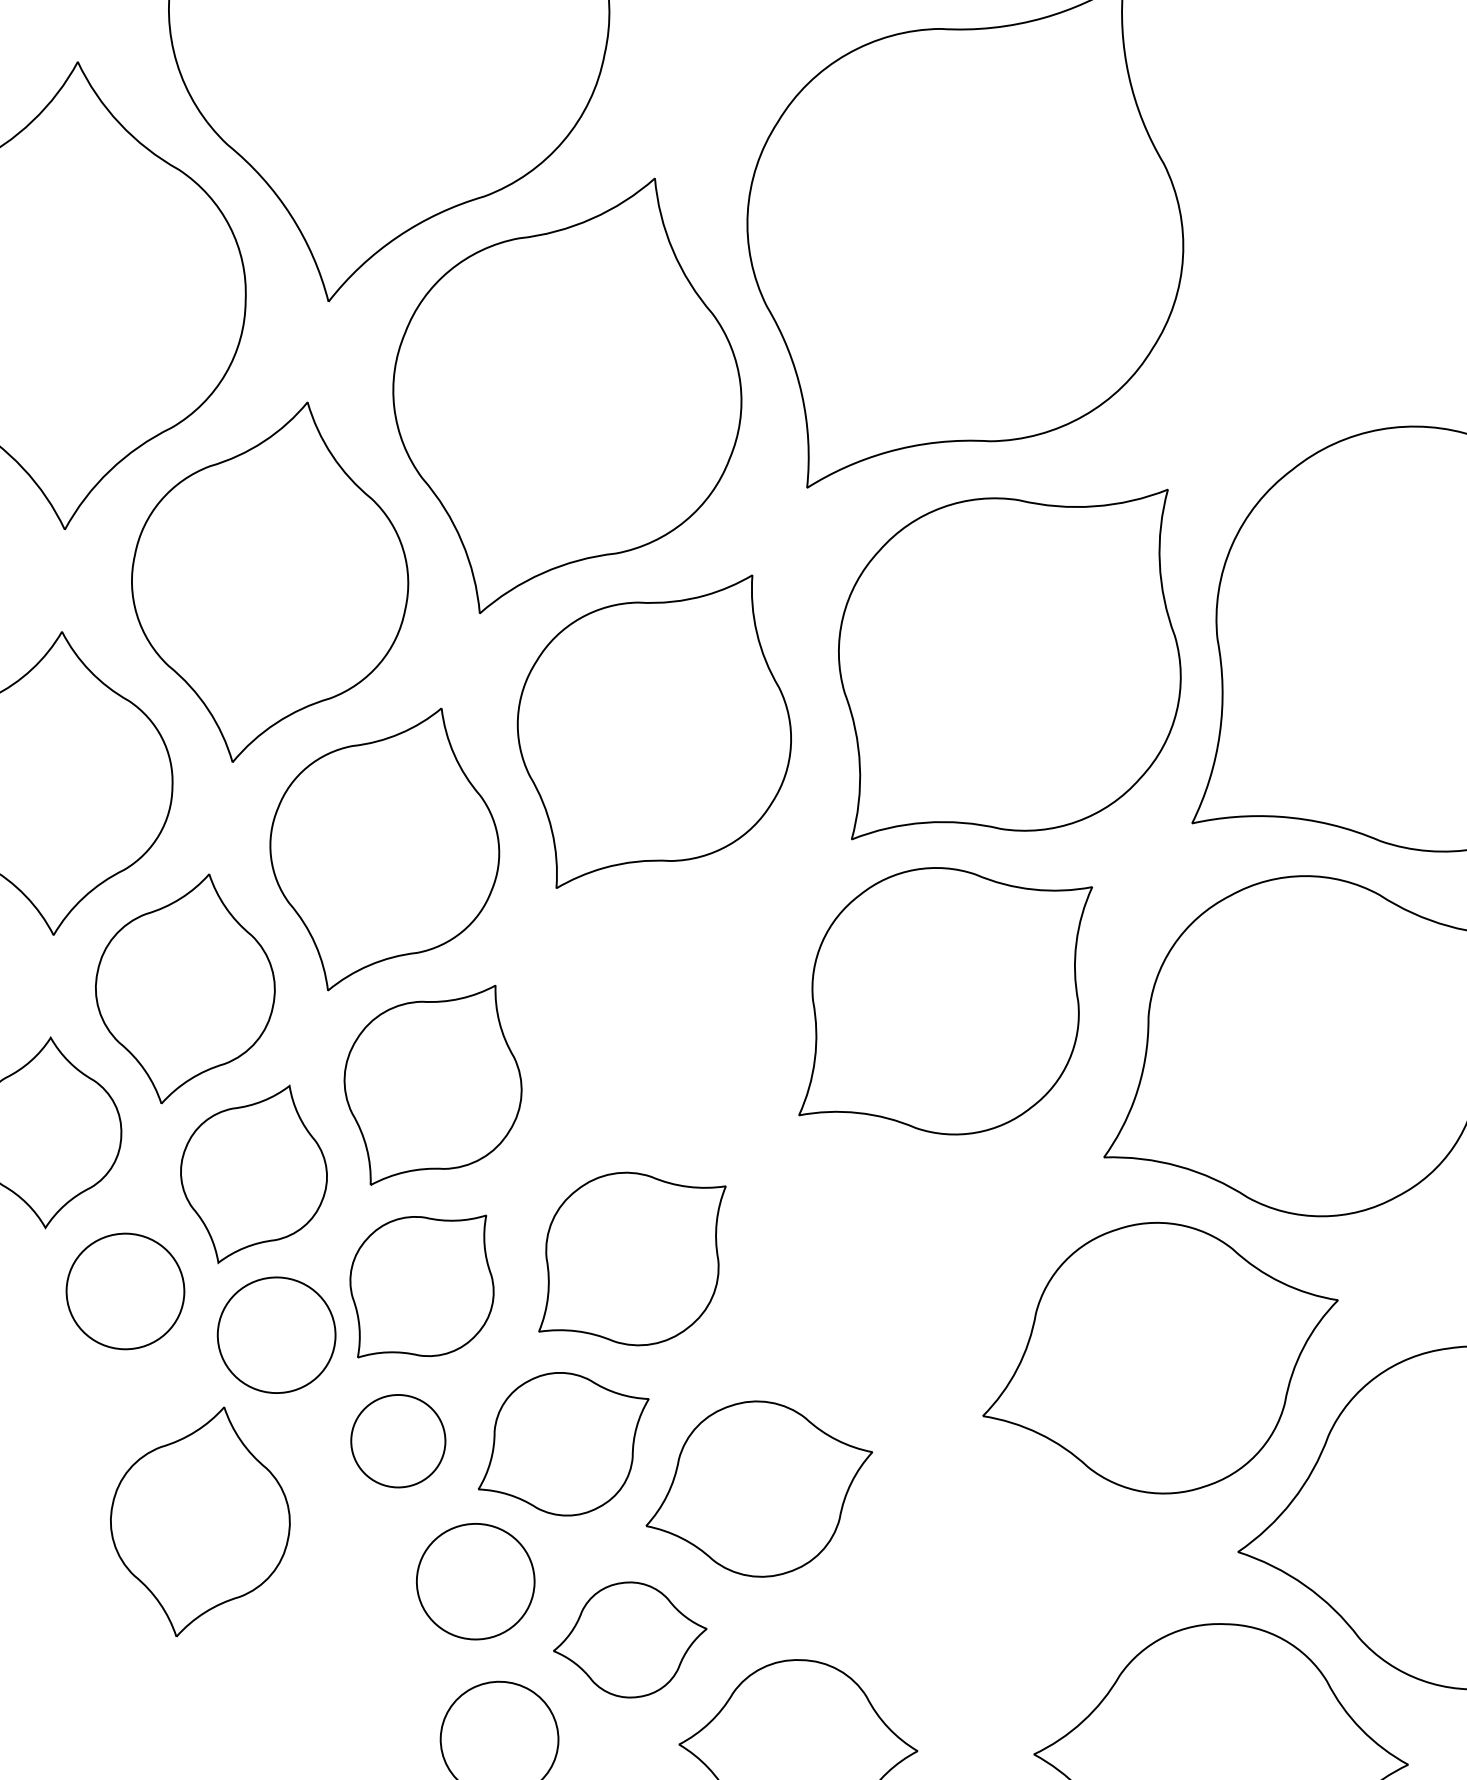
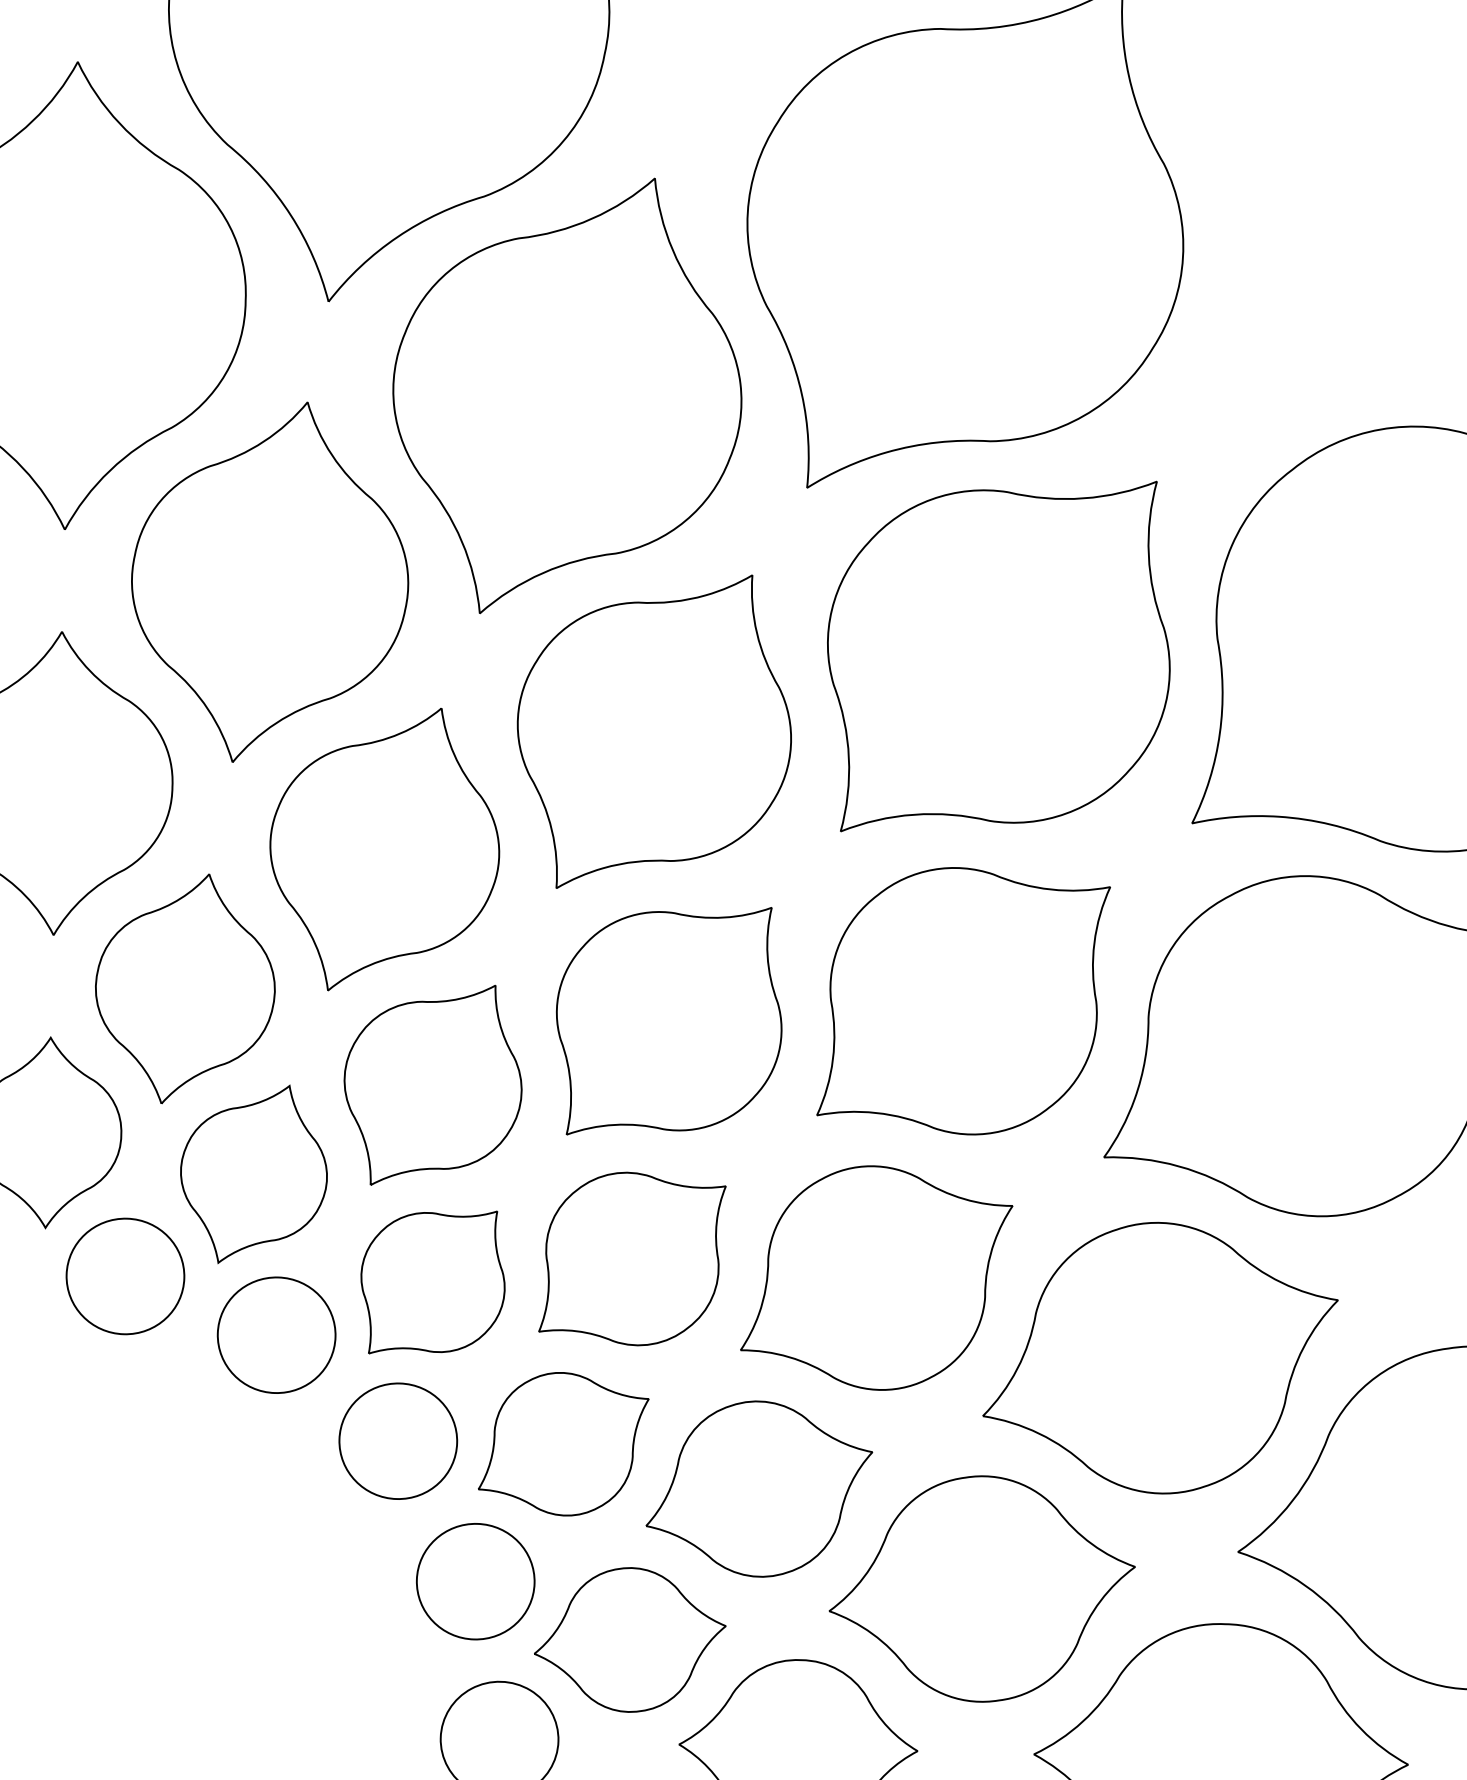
part position: (1009, 664) -> (998, 656) (998, 656)
part position: (945, 1001) -> (963, 1001) (963, 1001)
part: none -> present (669, 1021)
part: none -> present (876, 1277)
part position: (421, 1286) -> (432, 1282) (432, 1282)
part position: (125, 1291) -> (125, 1276) (125, 1276)
part size: 97x95 px -> 121x118 px (398, 1440)
part: present -> none (200, 1521)
part: none -> present (981, 1588)
part size: 155x118 px -> 193x146 px (630, 1639)
